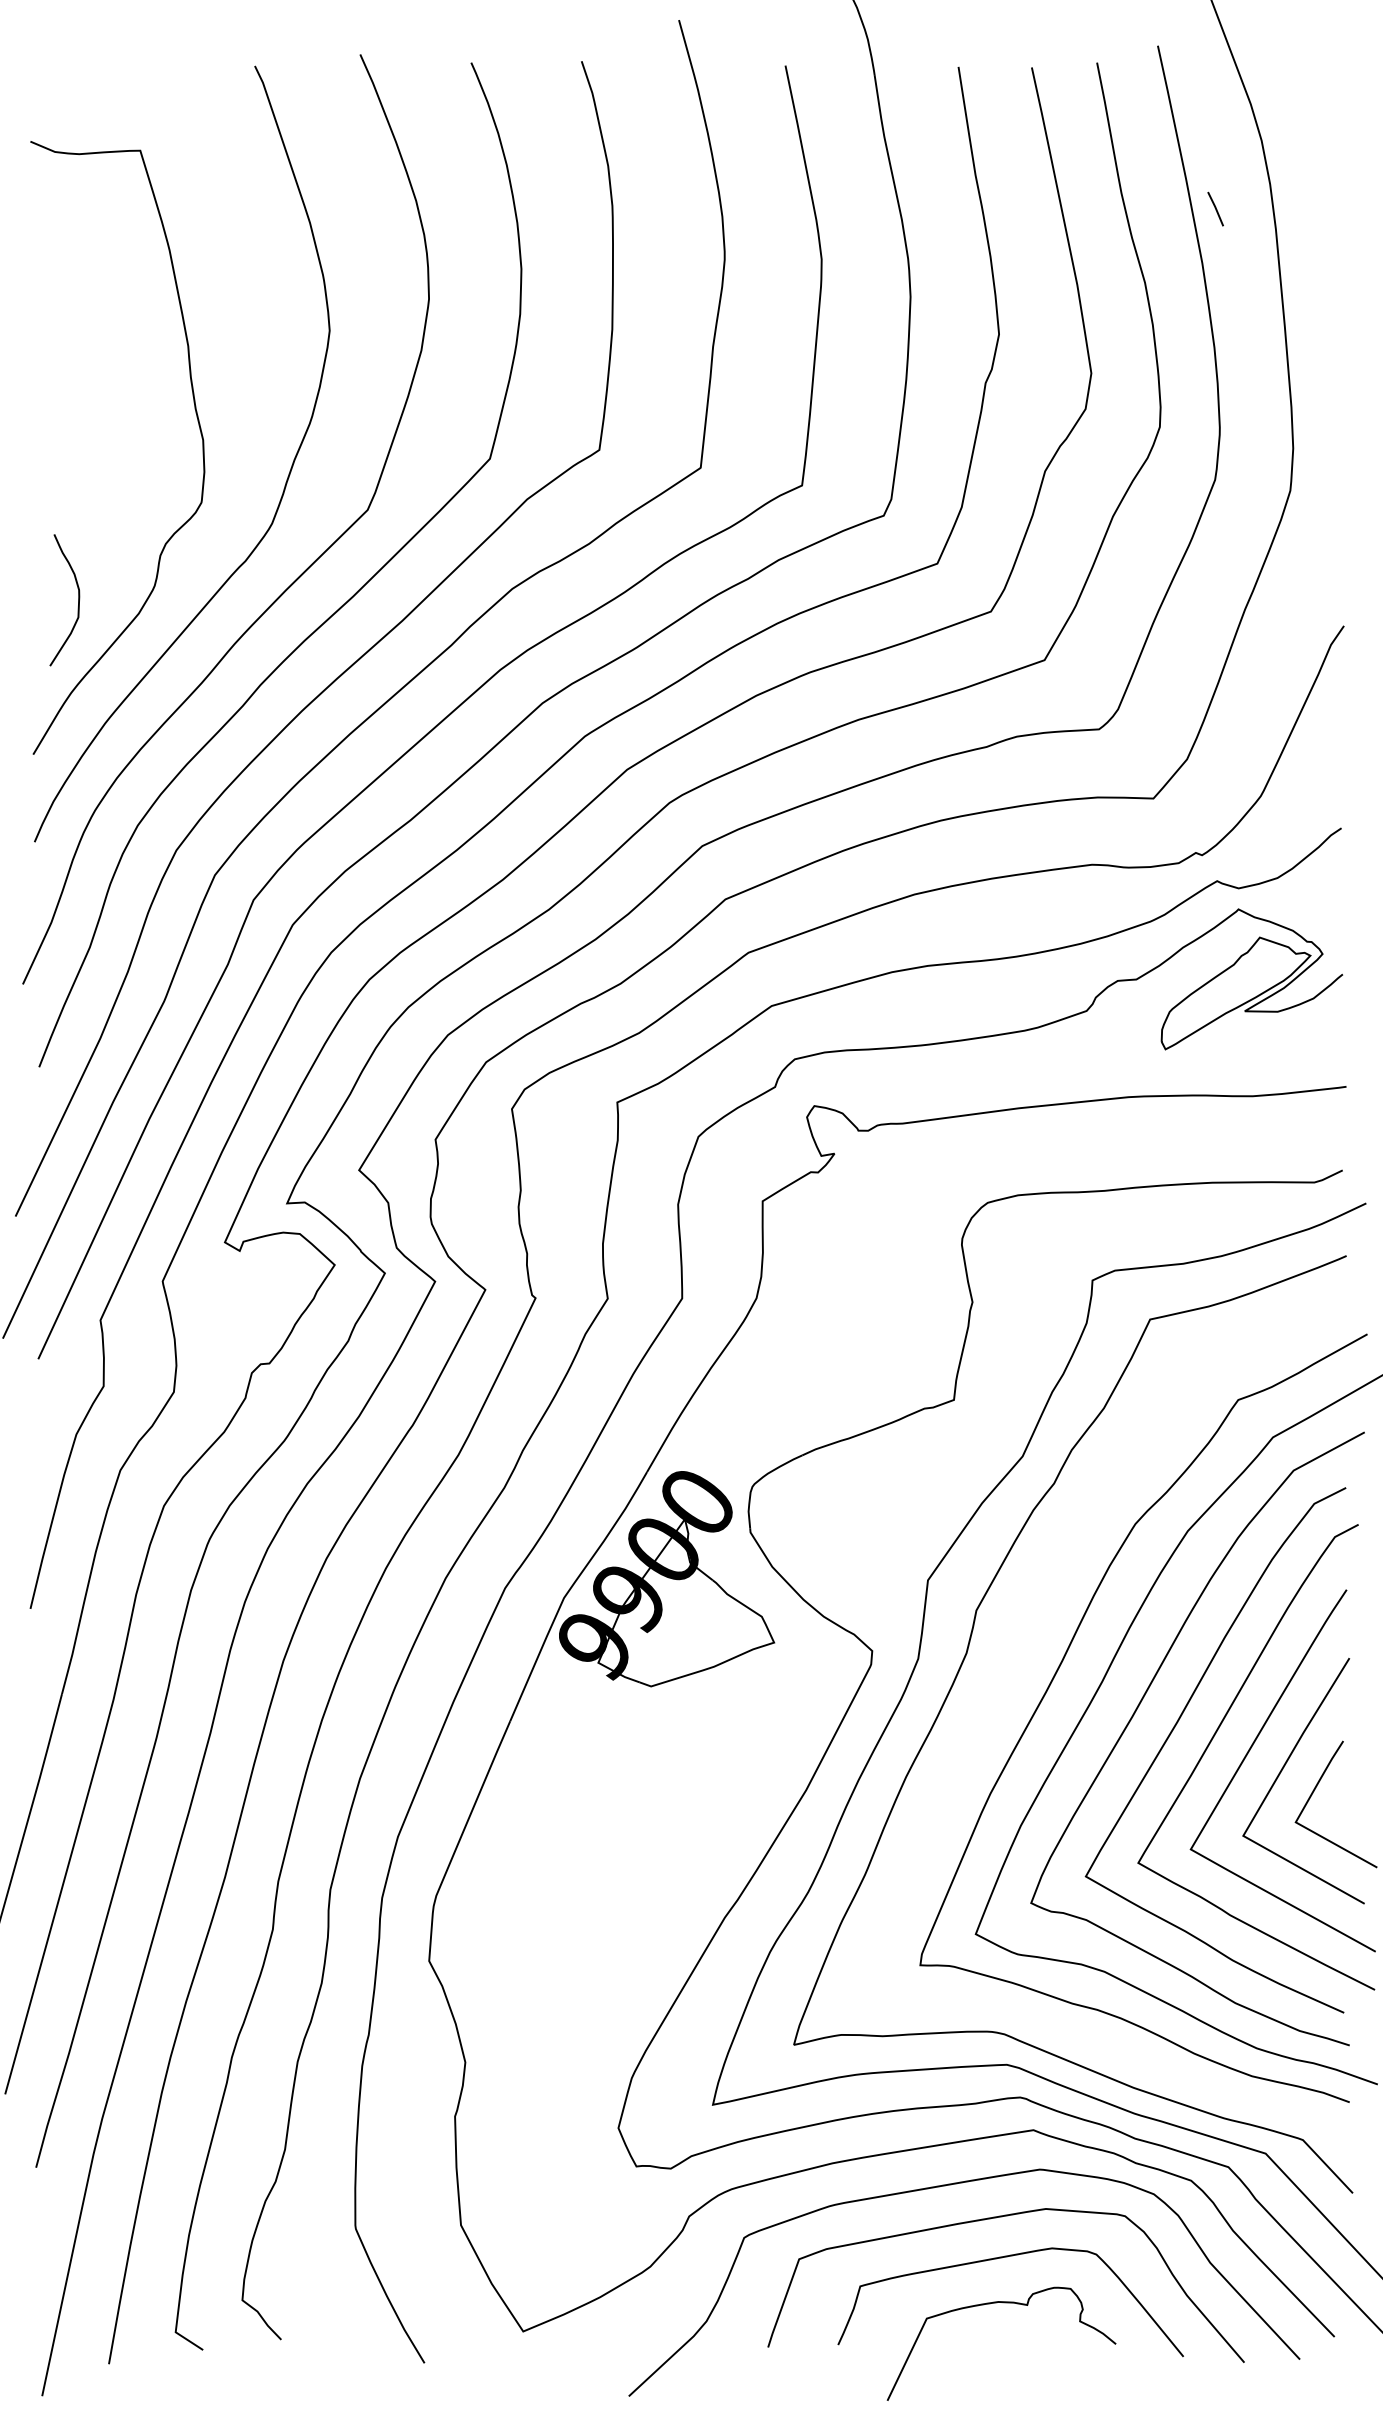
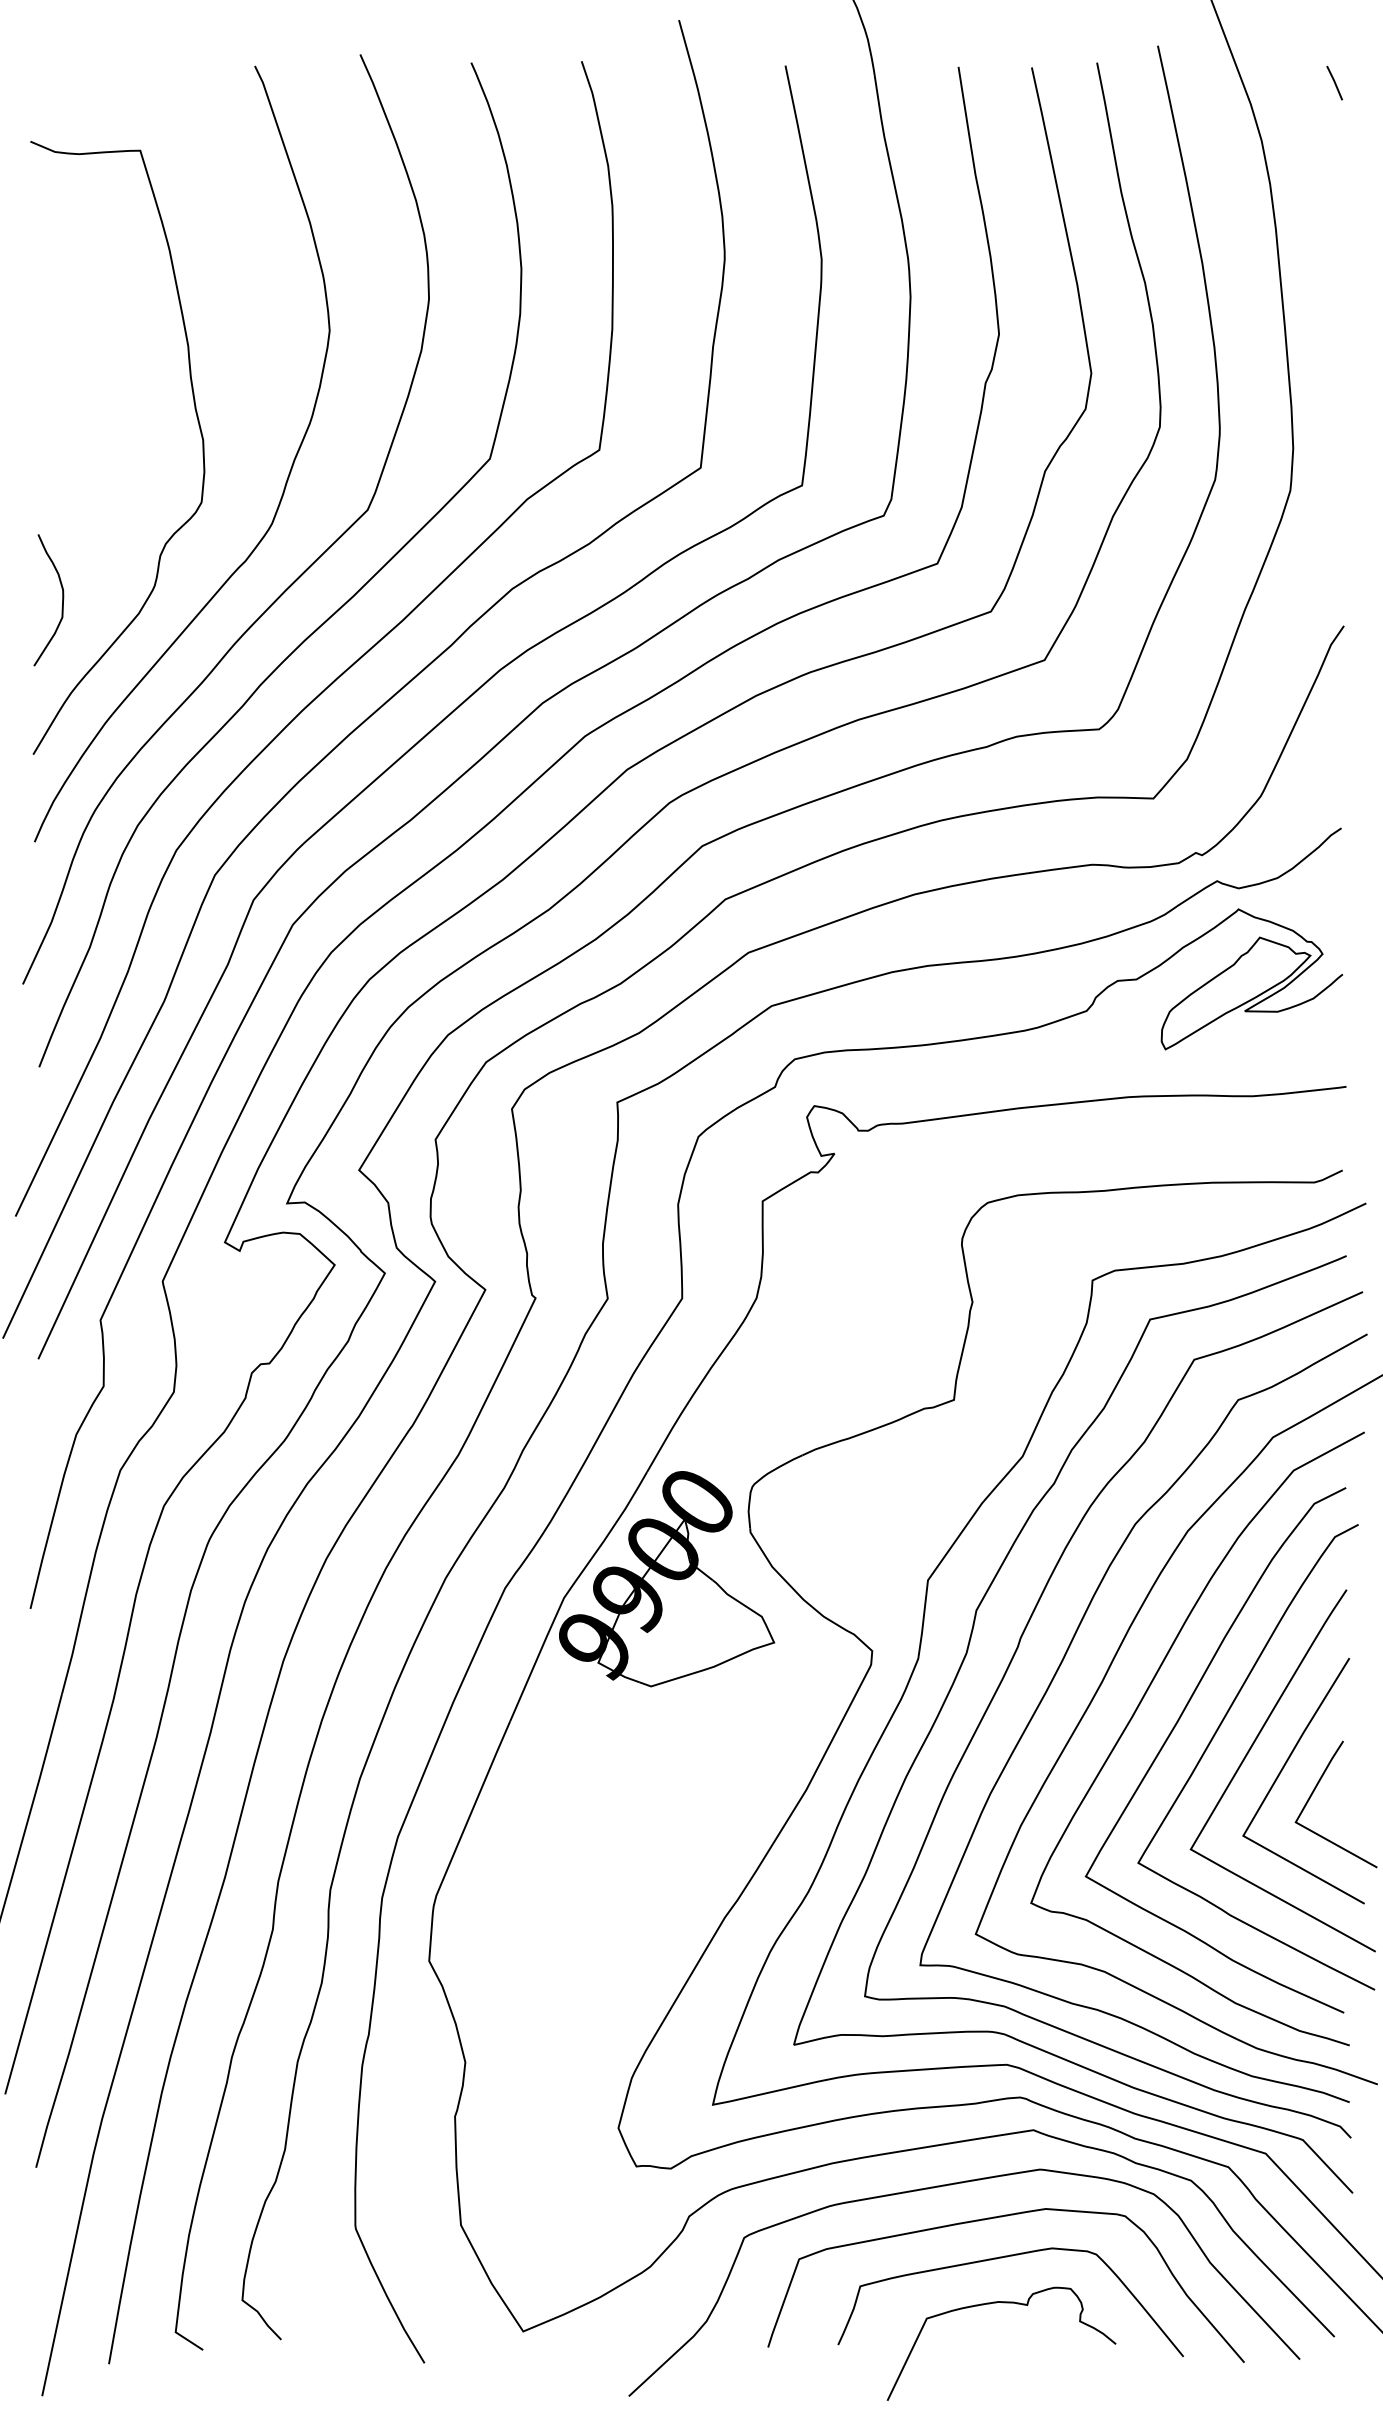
line position: (1215, 208) -> (1334, 82) (1334, 82)
curve position: (78, 600) -> (62, 600) (62, 600)
curve: none -> present (1010, 1665)
